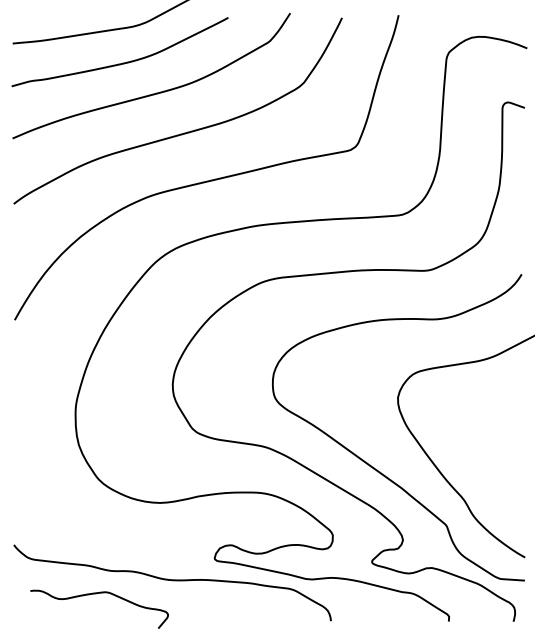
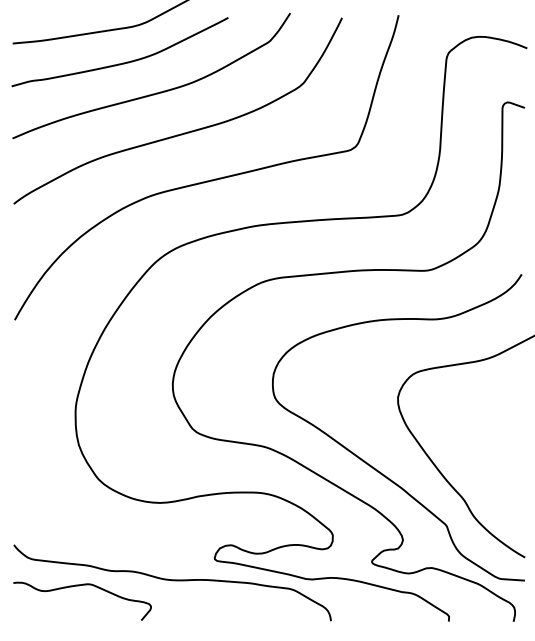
curve position: (96, 594) -> (79, 586) (79, 586)
